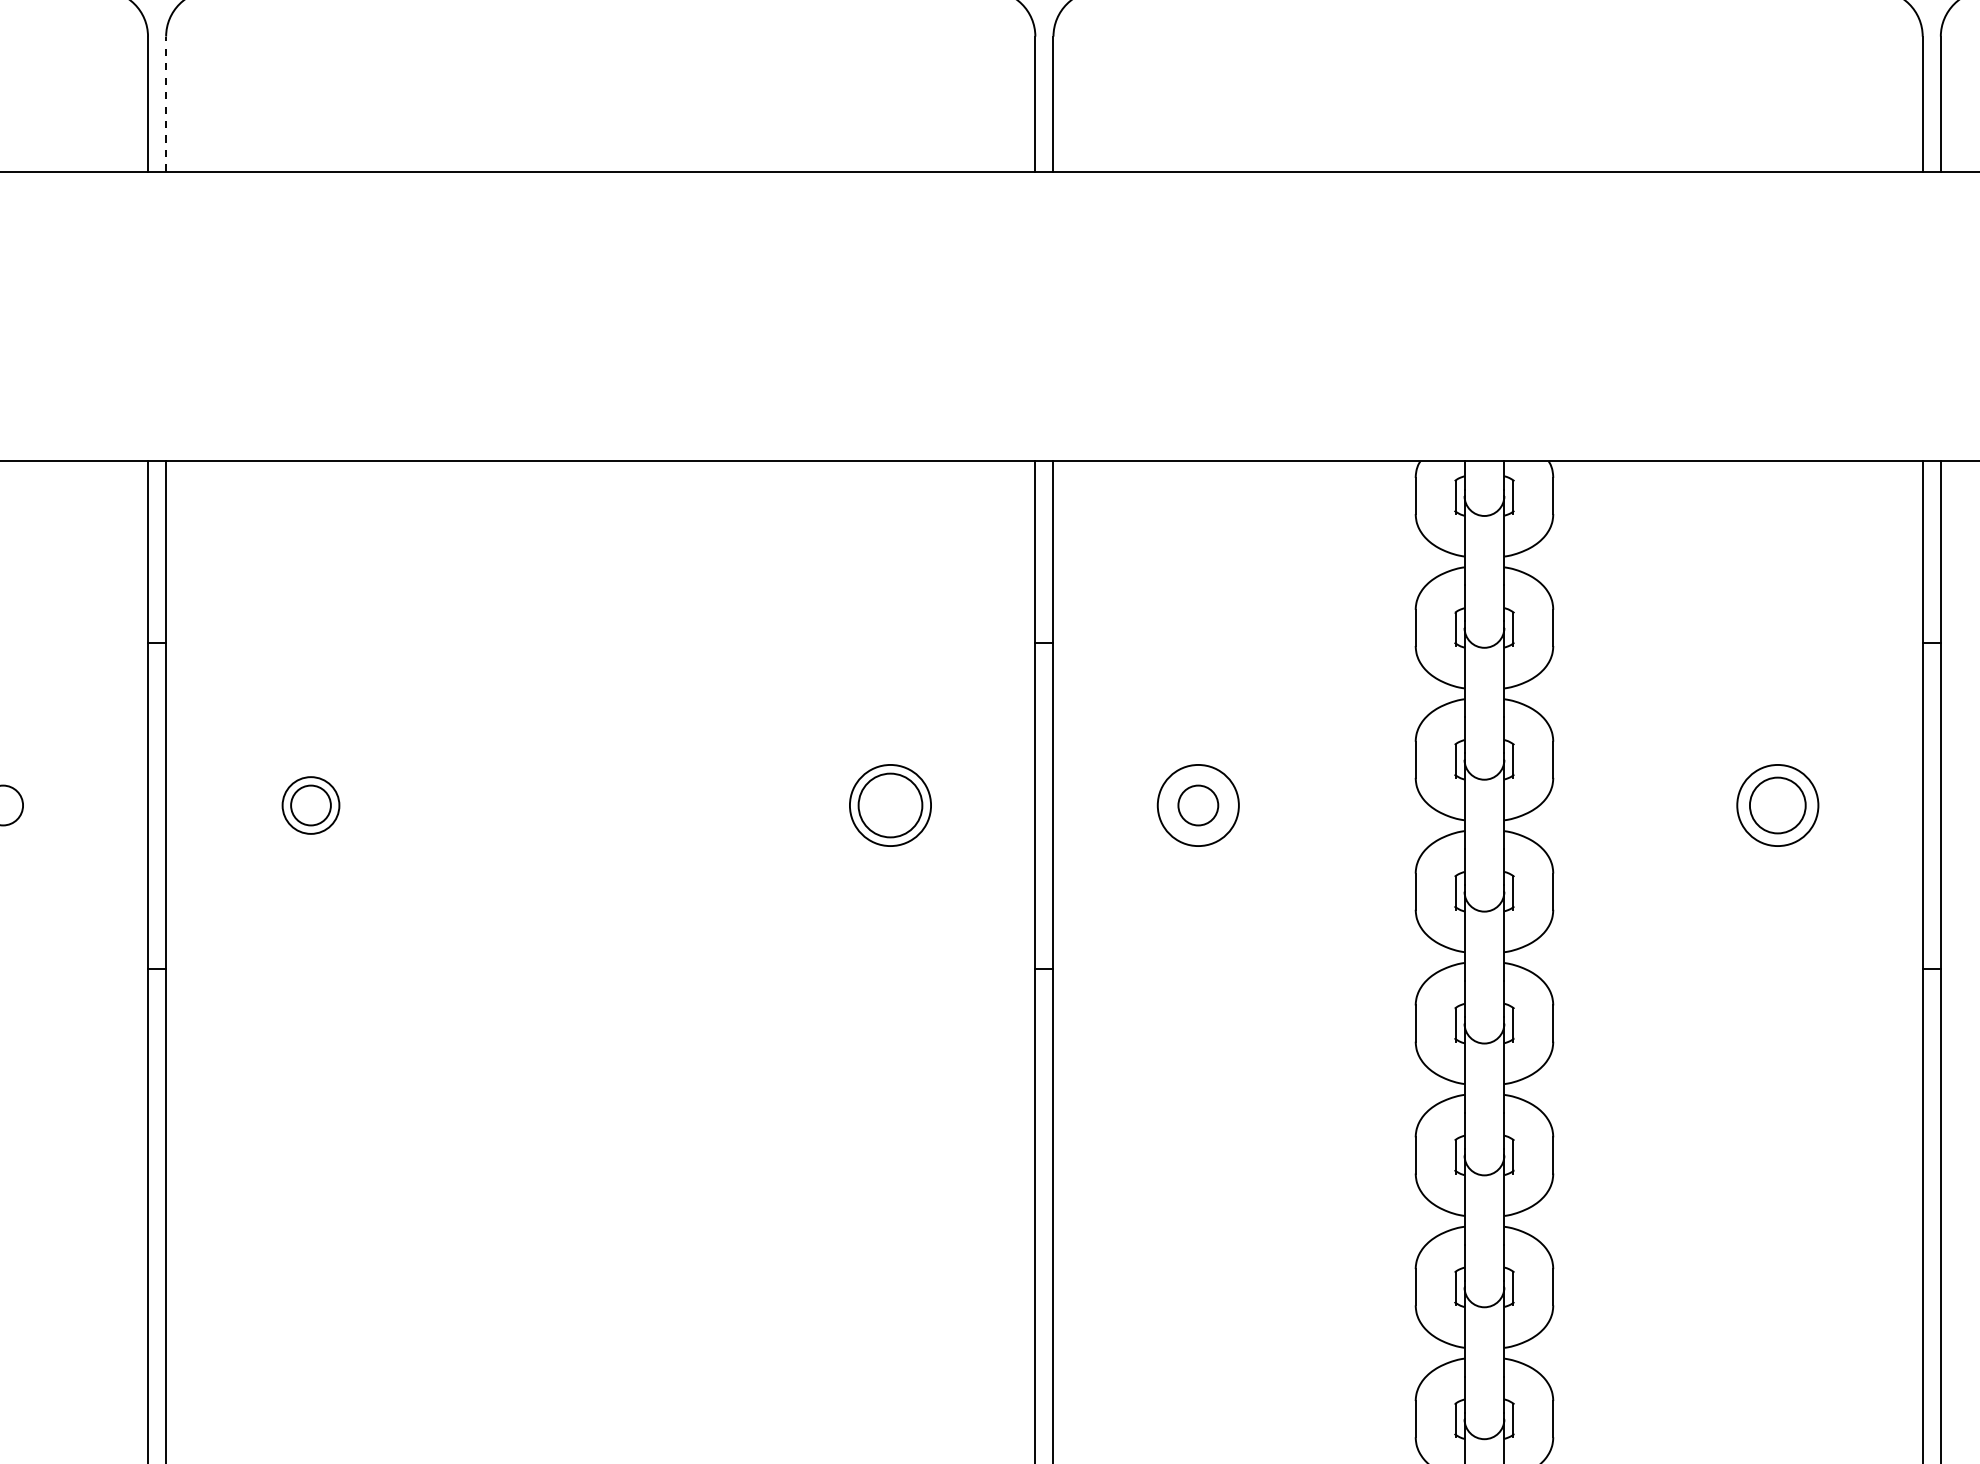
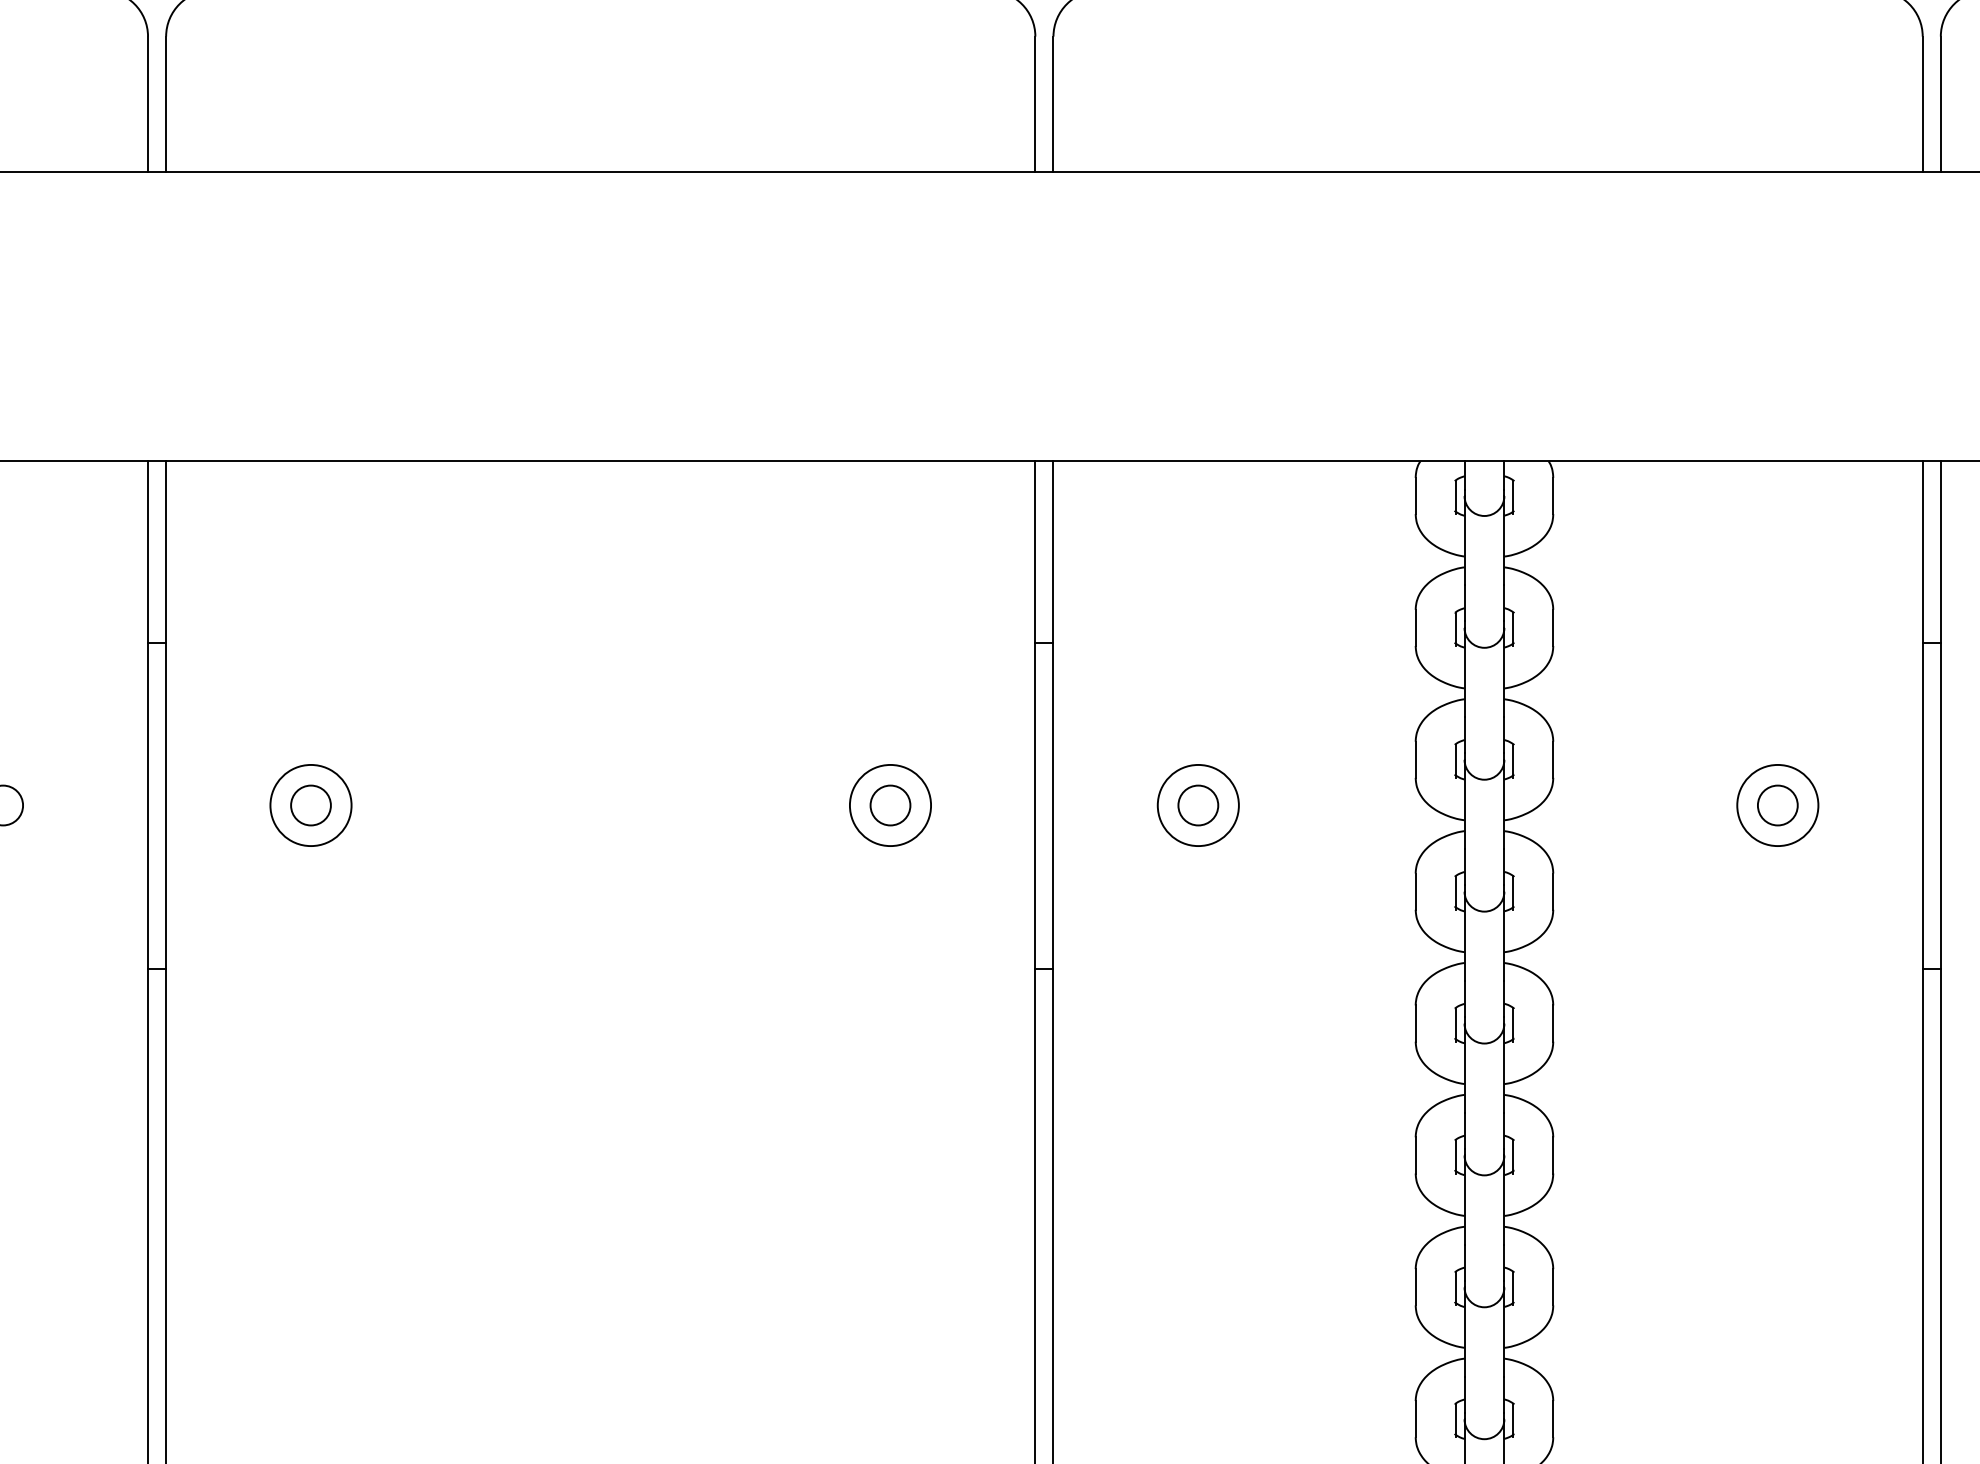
line: dashed -> solid (166, 104)
circle diameter: 57 px -> 81 px (310, 805)
circle diameter: 64 px -> 40 px (890, 805)
circle diameter: 56 px -> 40 px (1777, 805)
